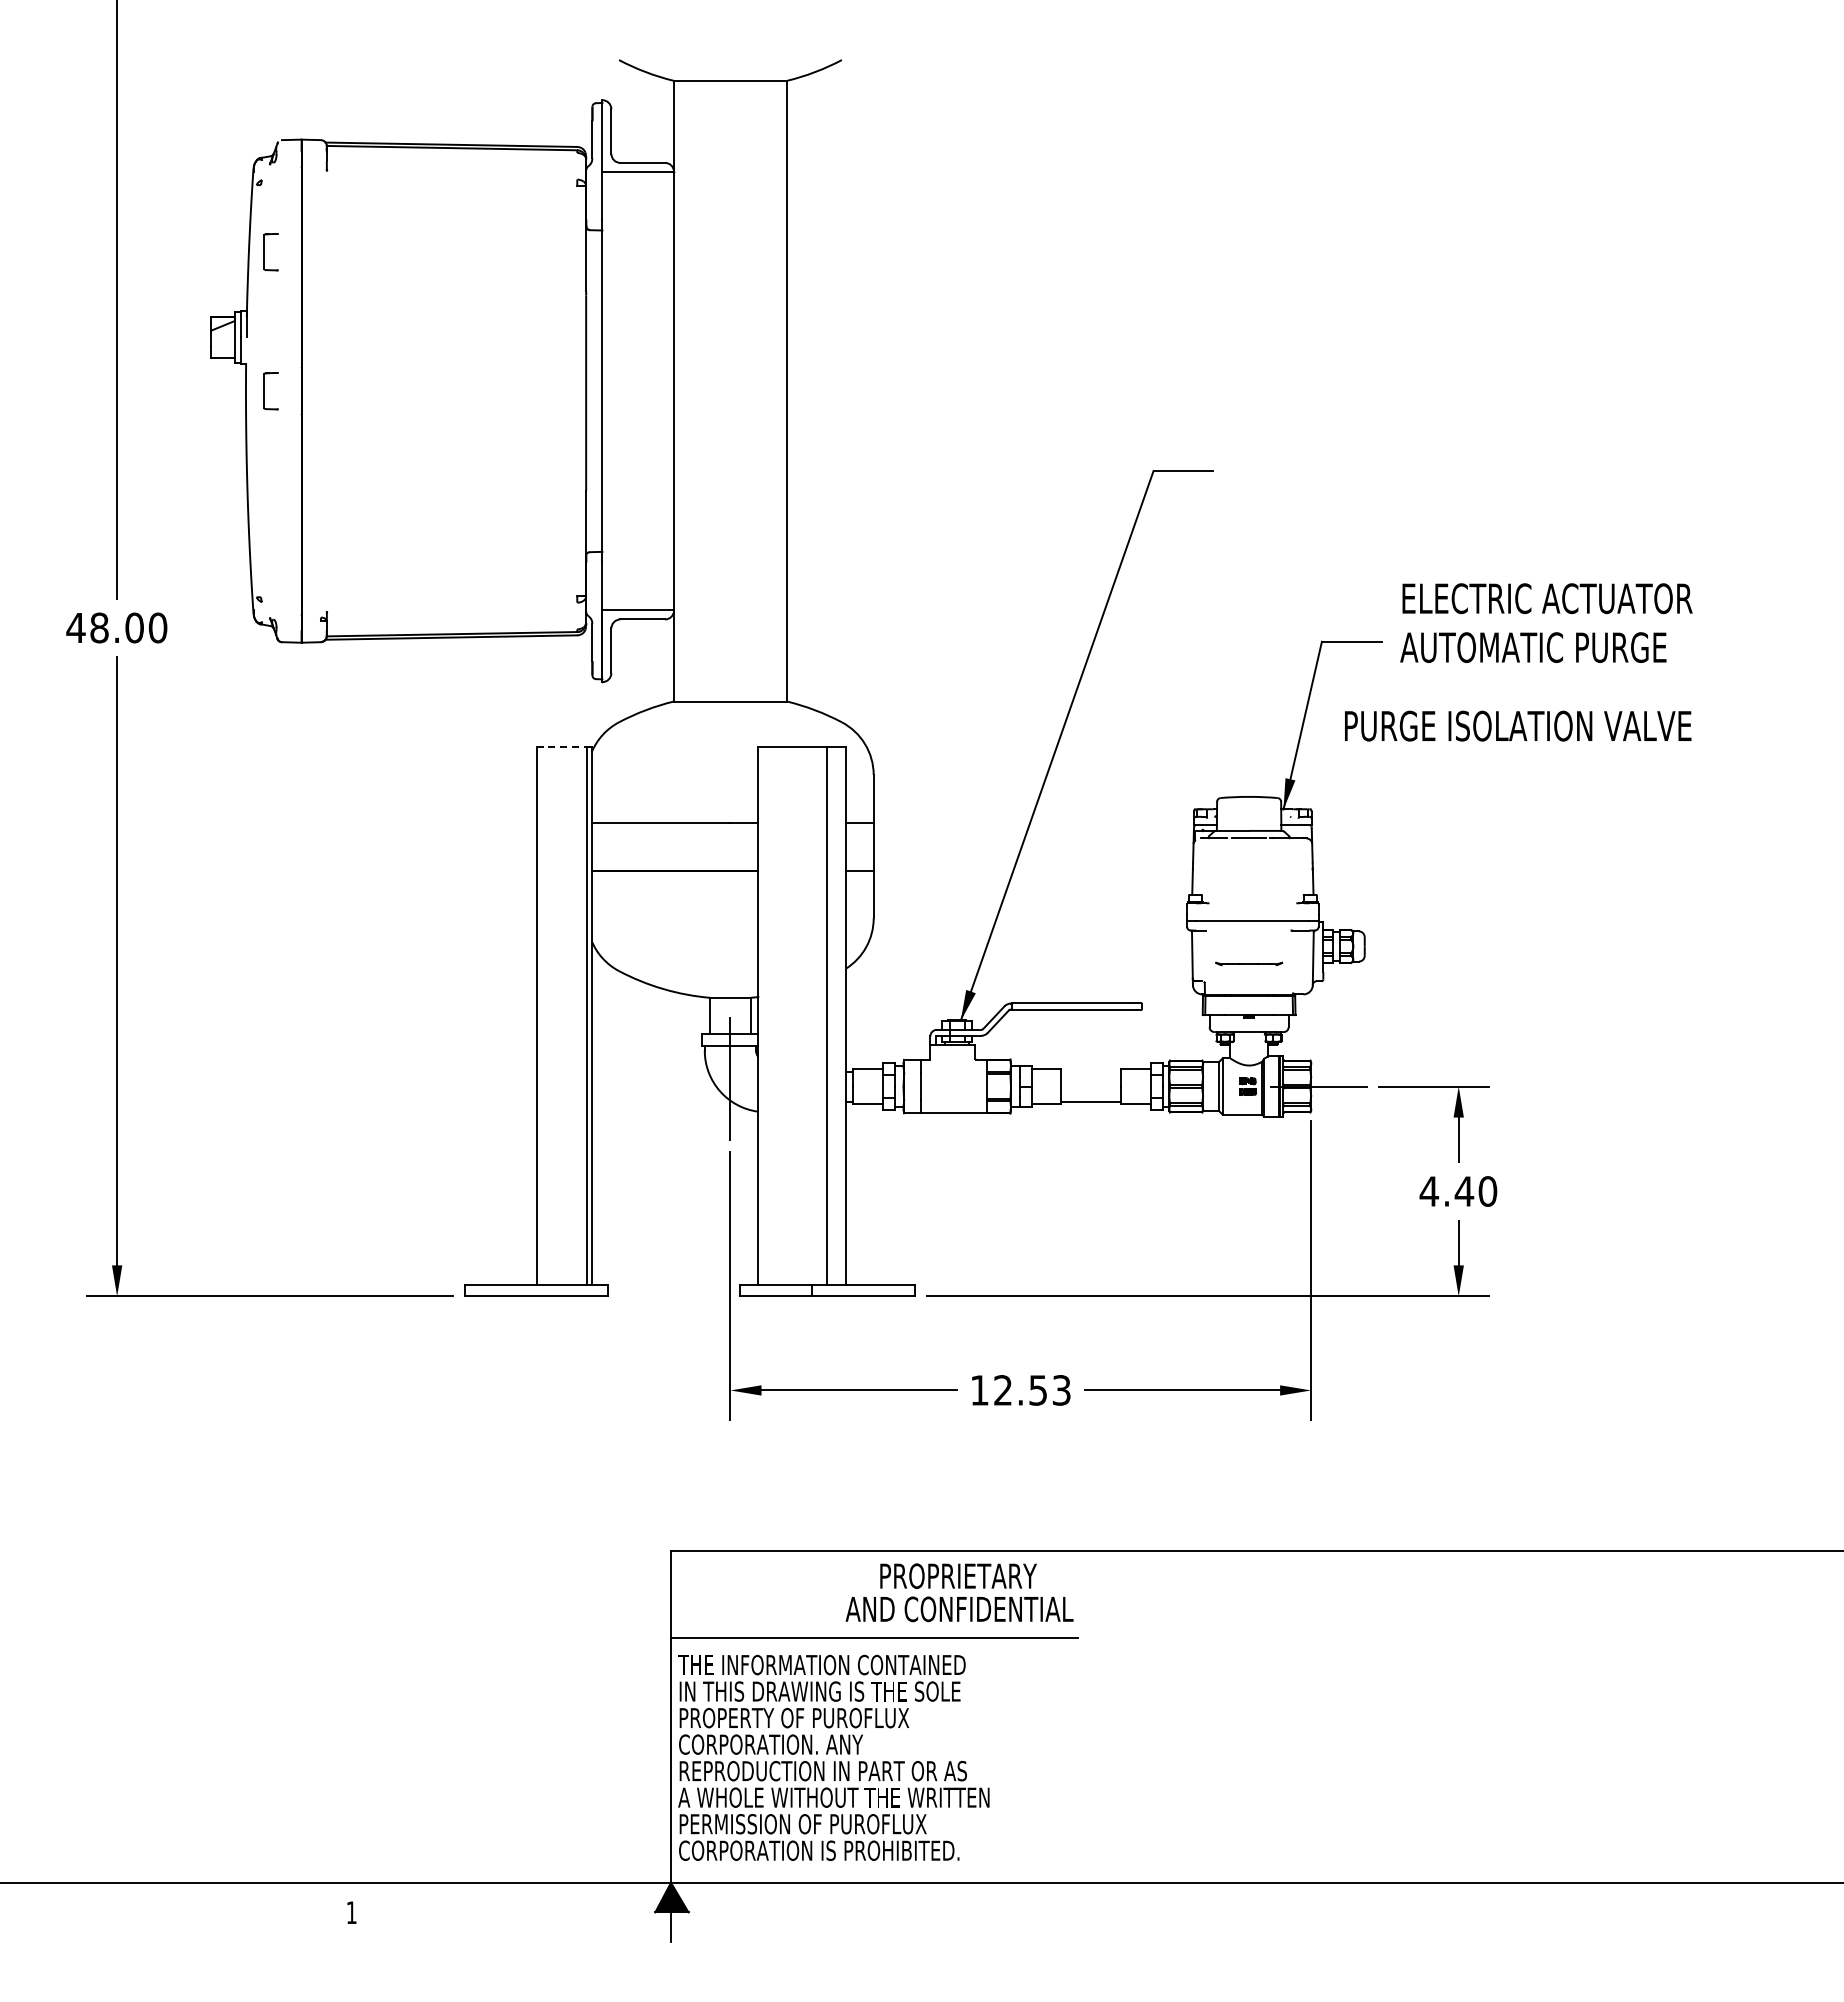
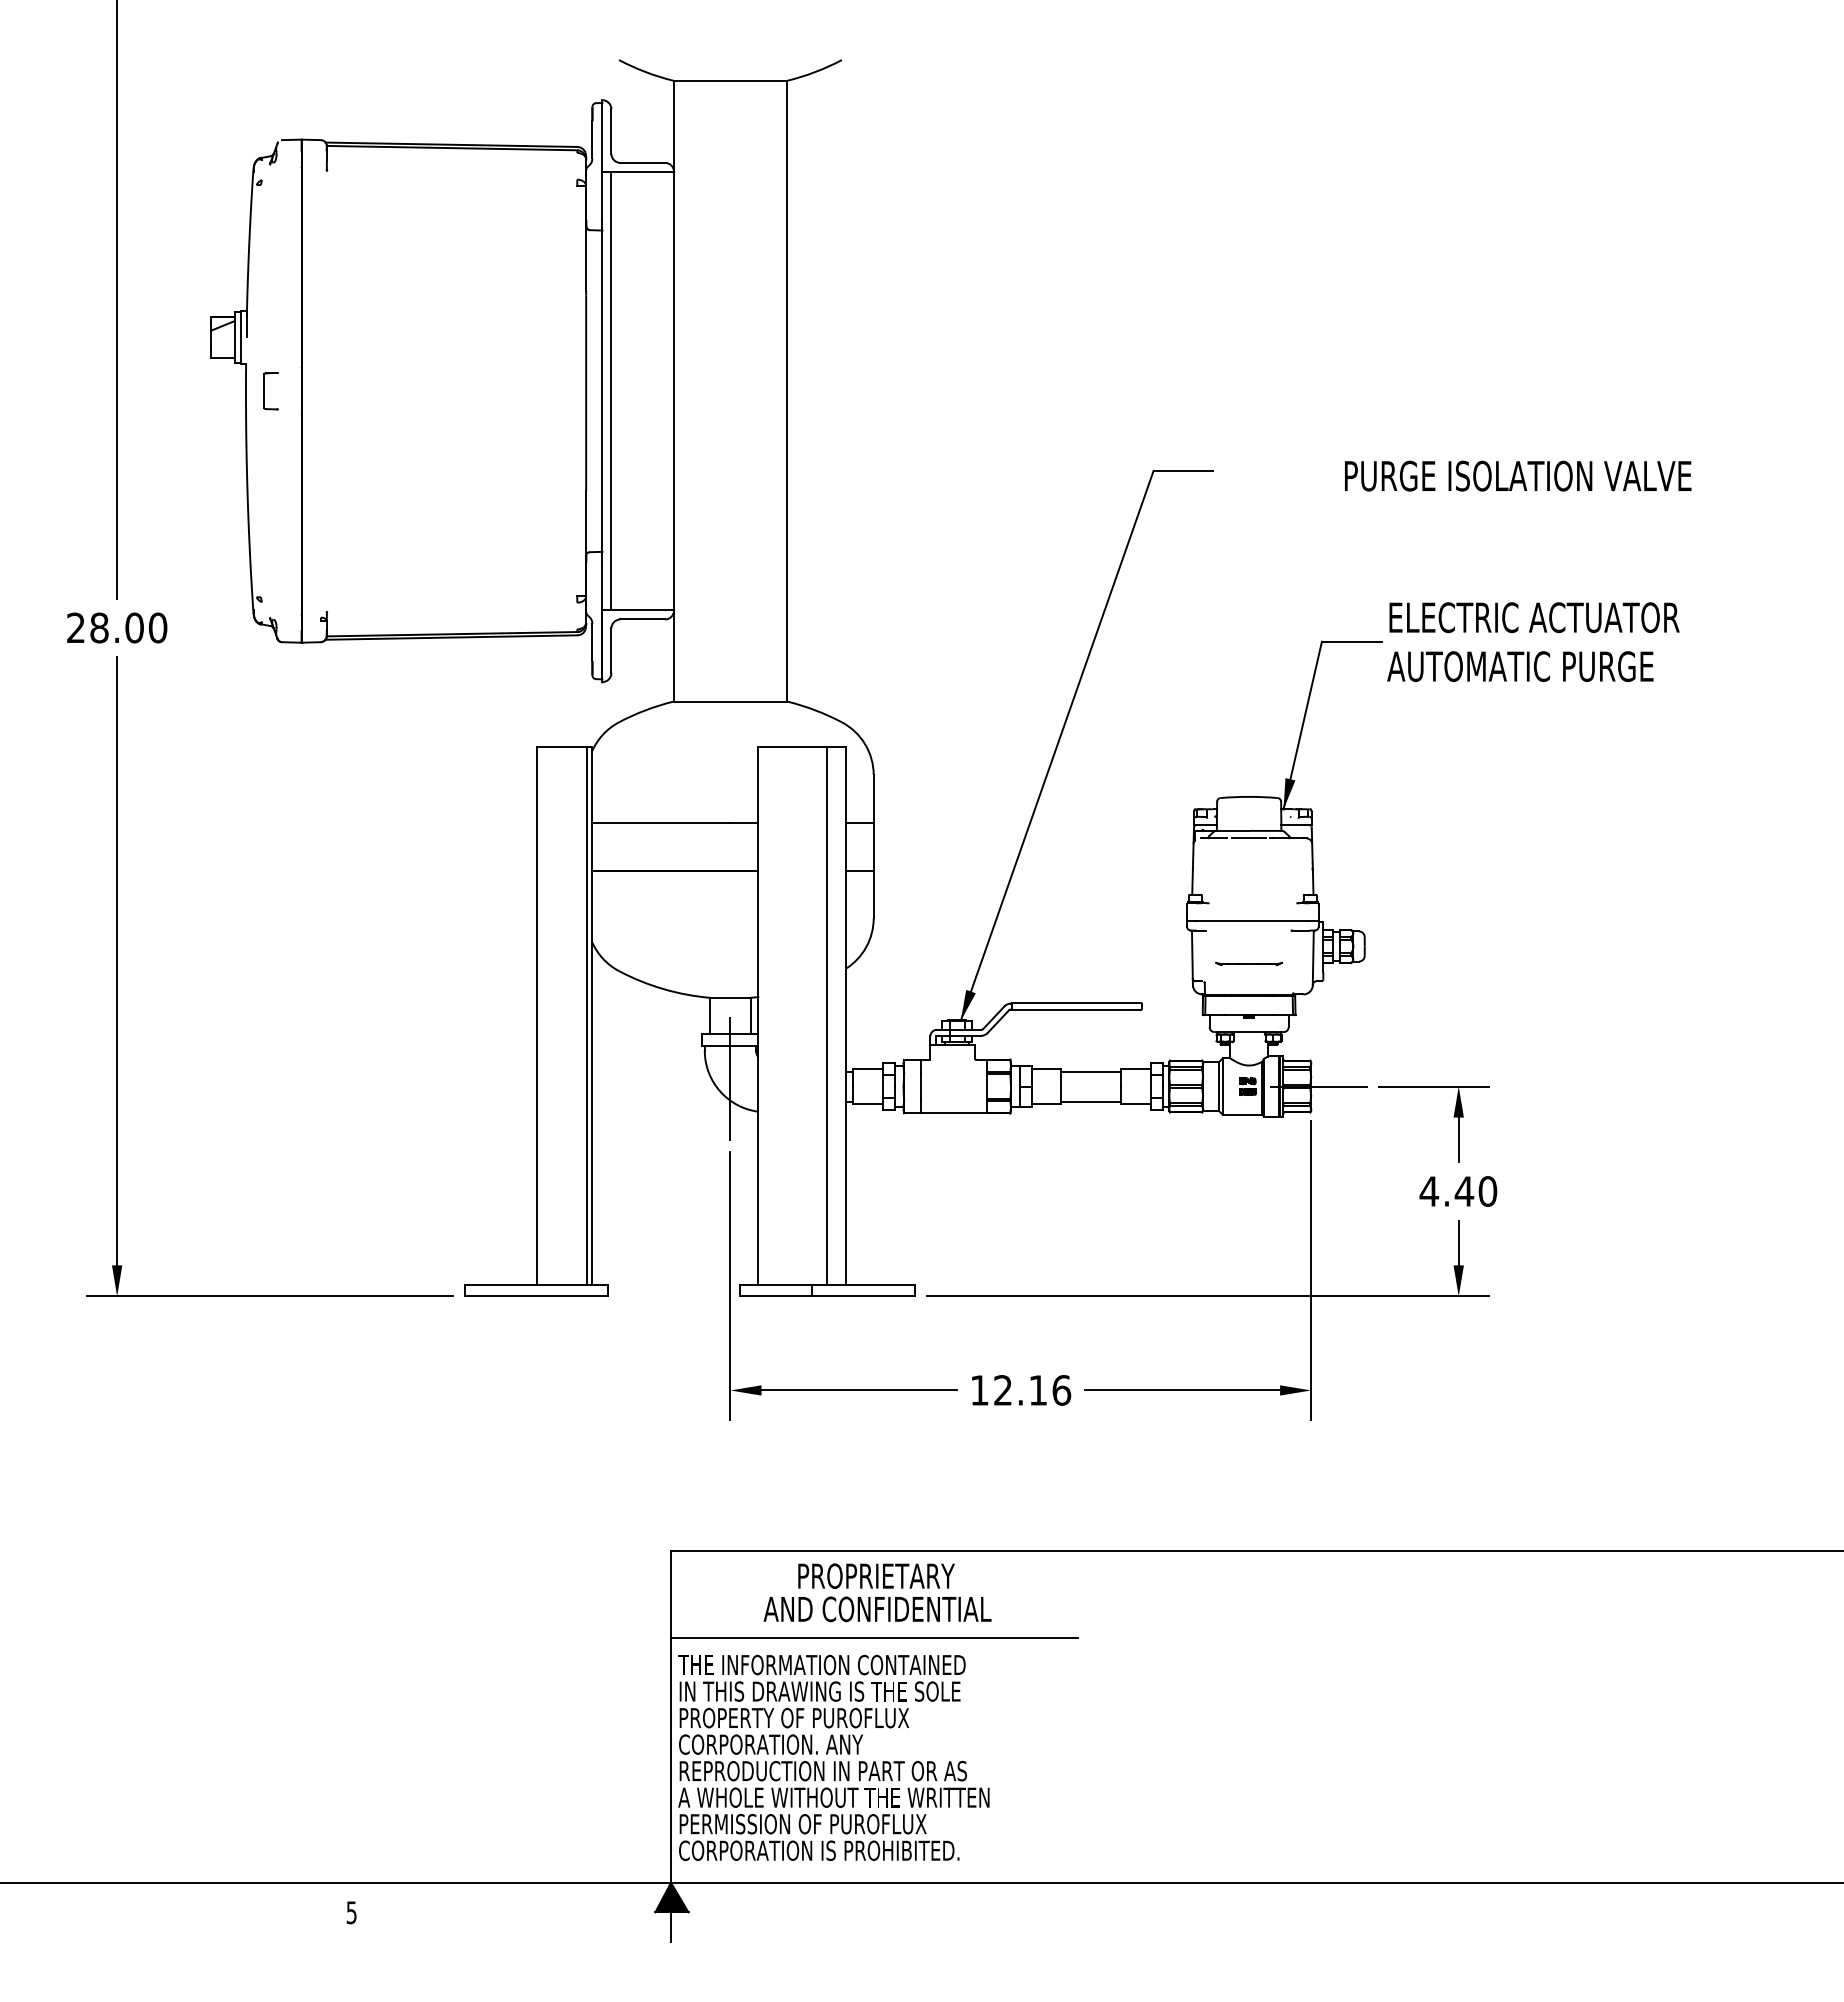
part: present -> none (270, 252)
line: none -> present (611, 390)
text position: (1546, 622) -> (1533, 641) (1533, 641)
text: 48.00 -> 28.00 (75, 627)
text position: (1518, 725) -> (1518, 475) (1518, 475)
line: dashed -> solid (562, 747)
line: none -> present (1091, 1071)
text: 12.53 -> 12.16 (1050, 1390)
text position: (959, 1592) -> (877, 1592) (877, 1592)
text: 1 -> 5 (351, 1912)
